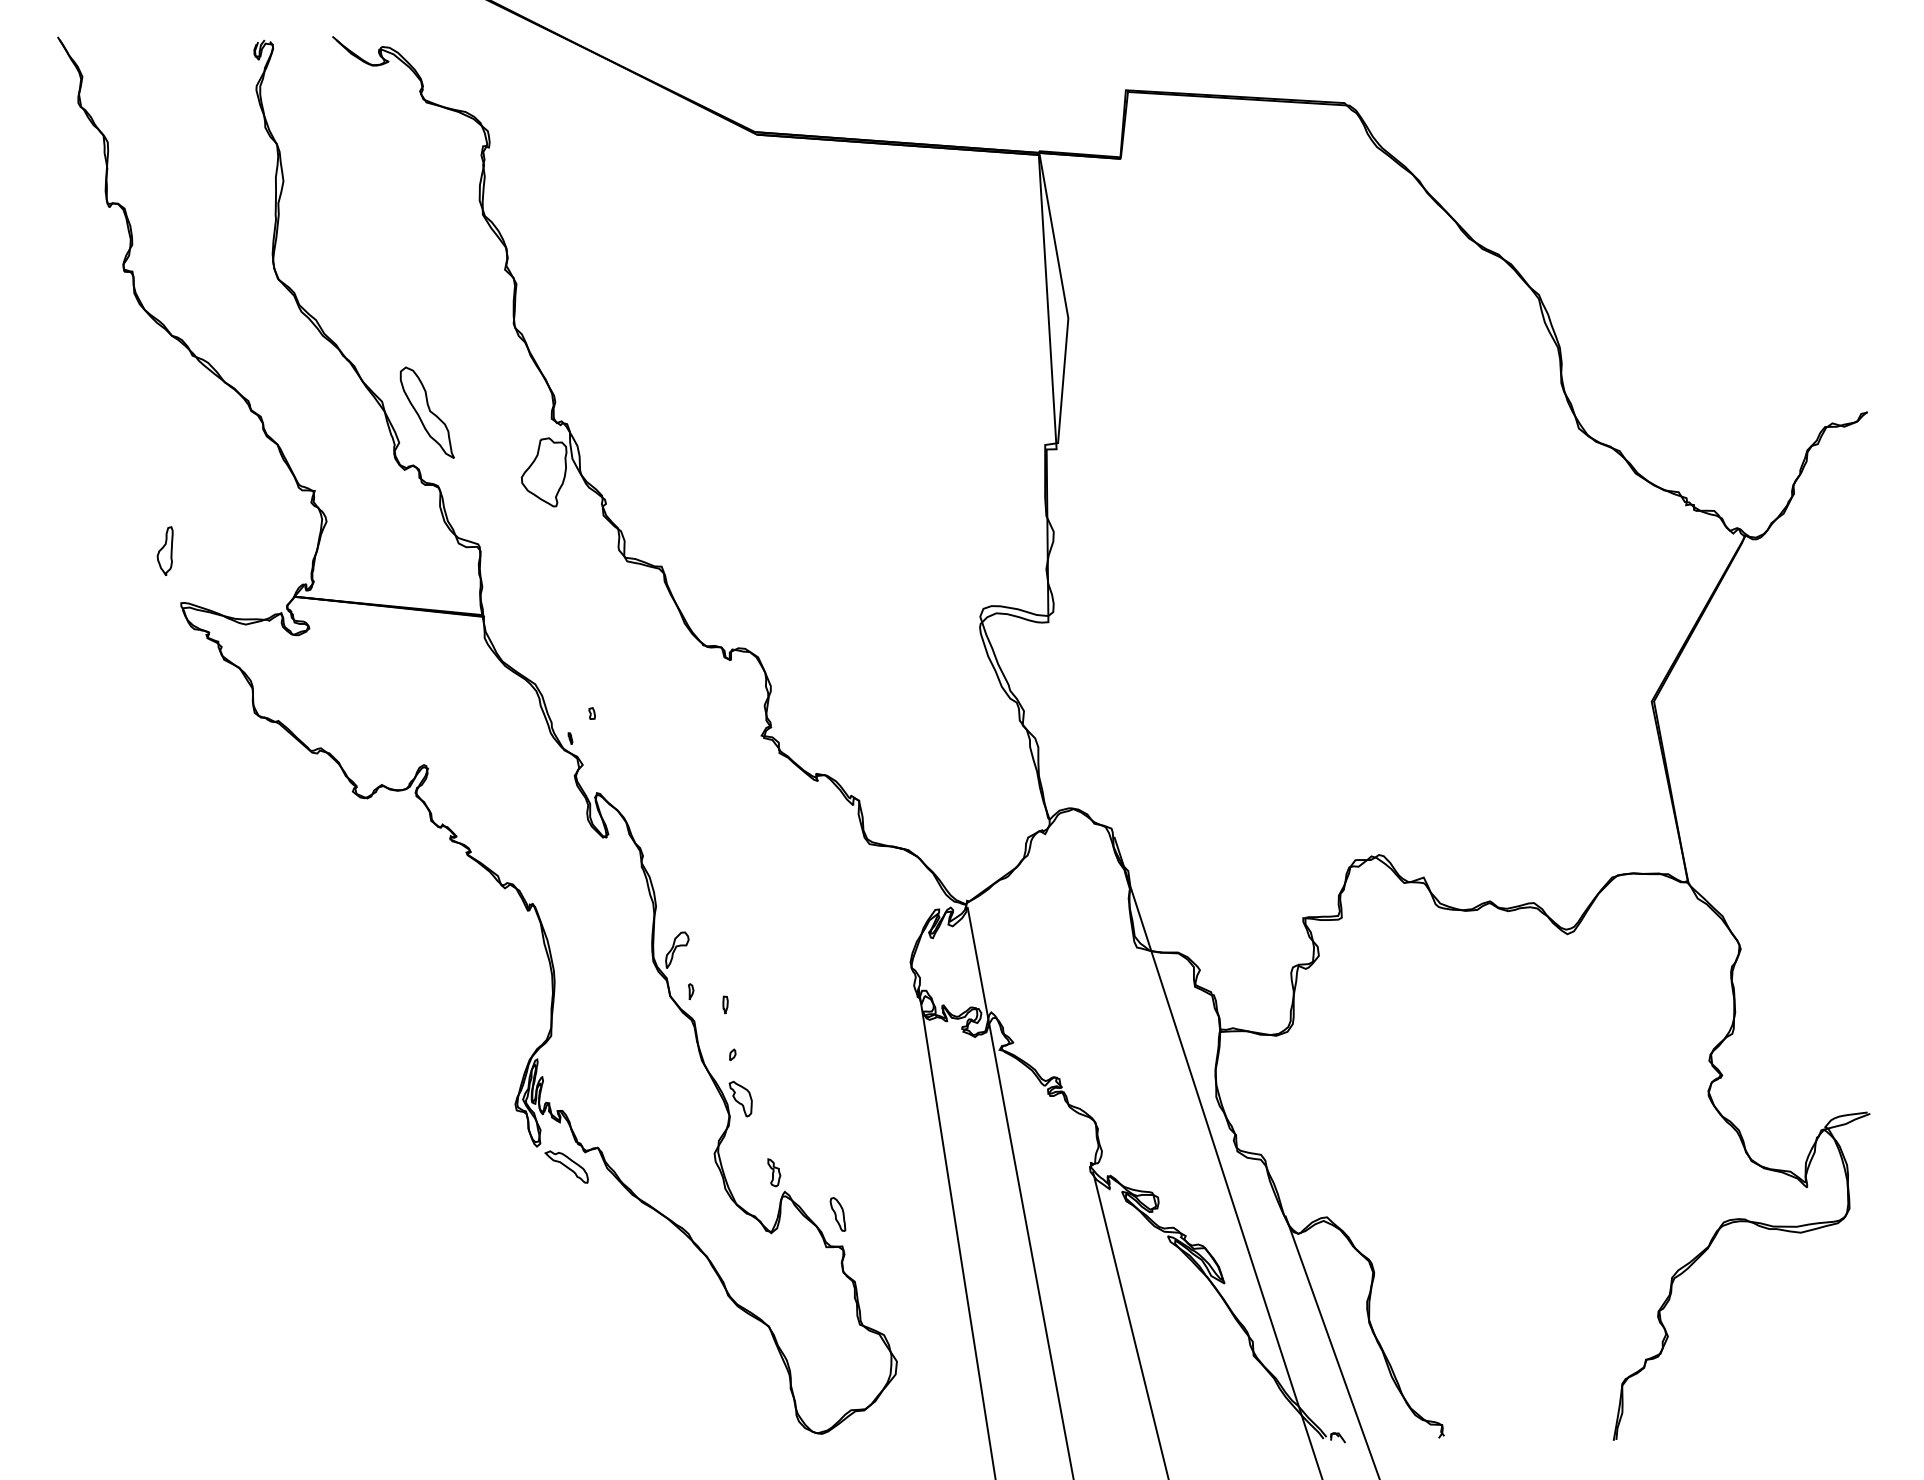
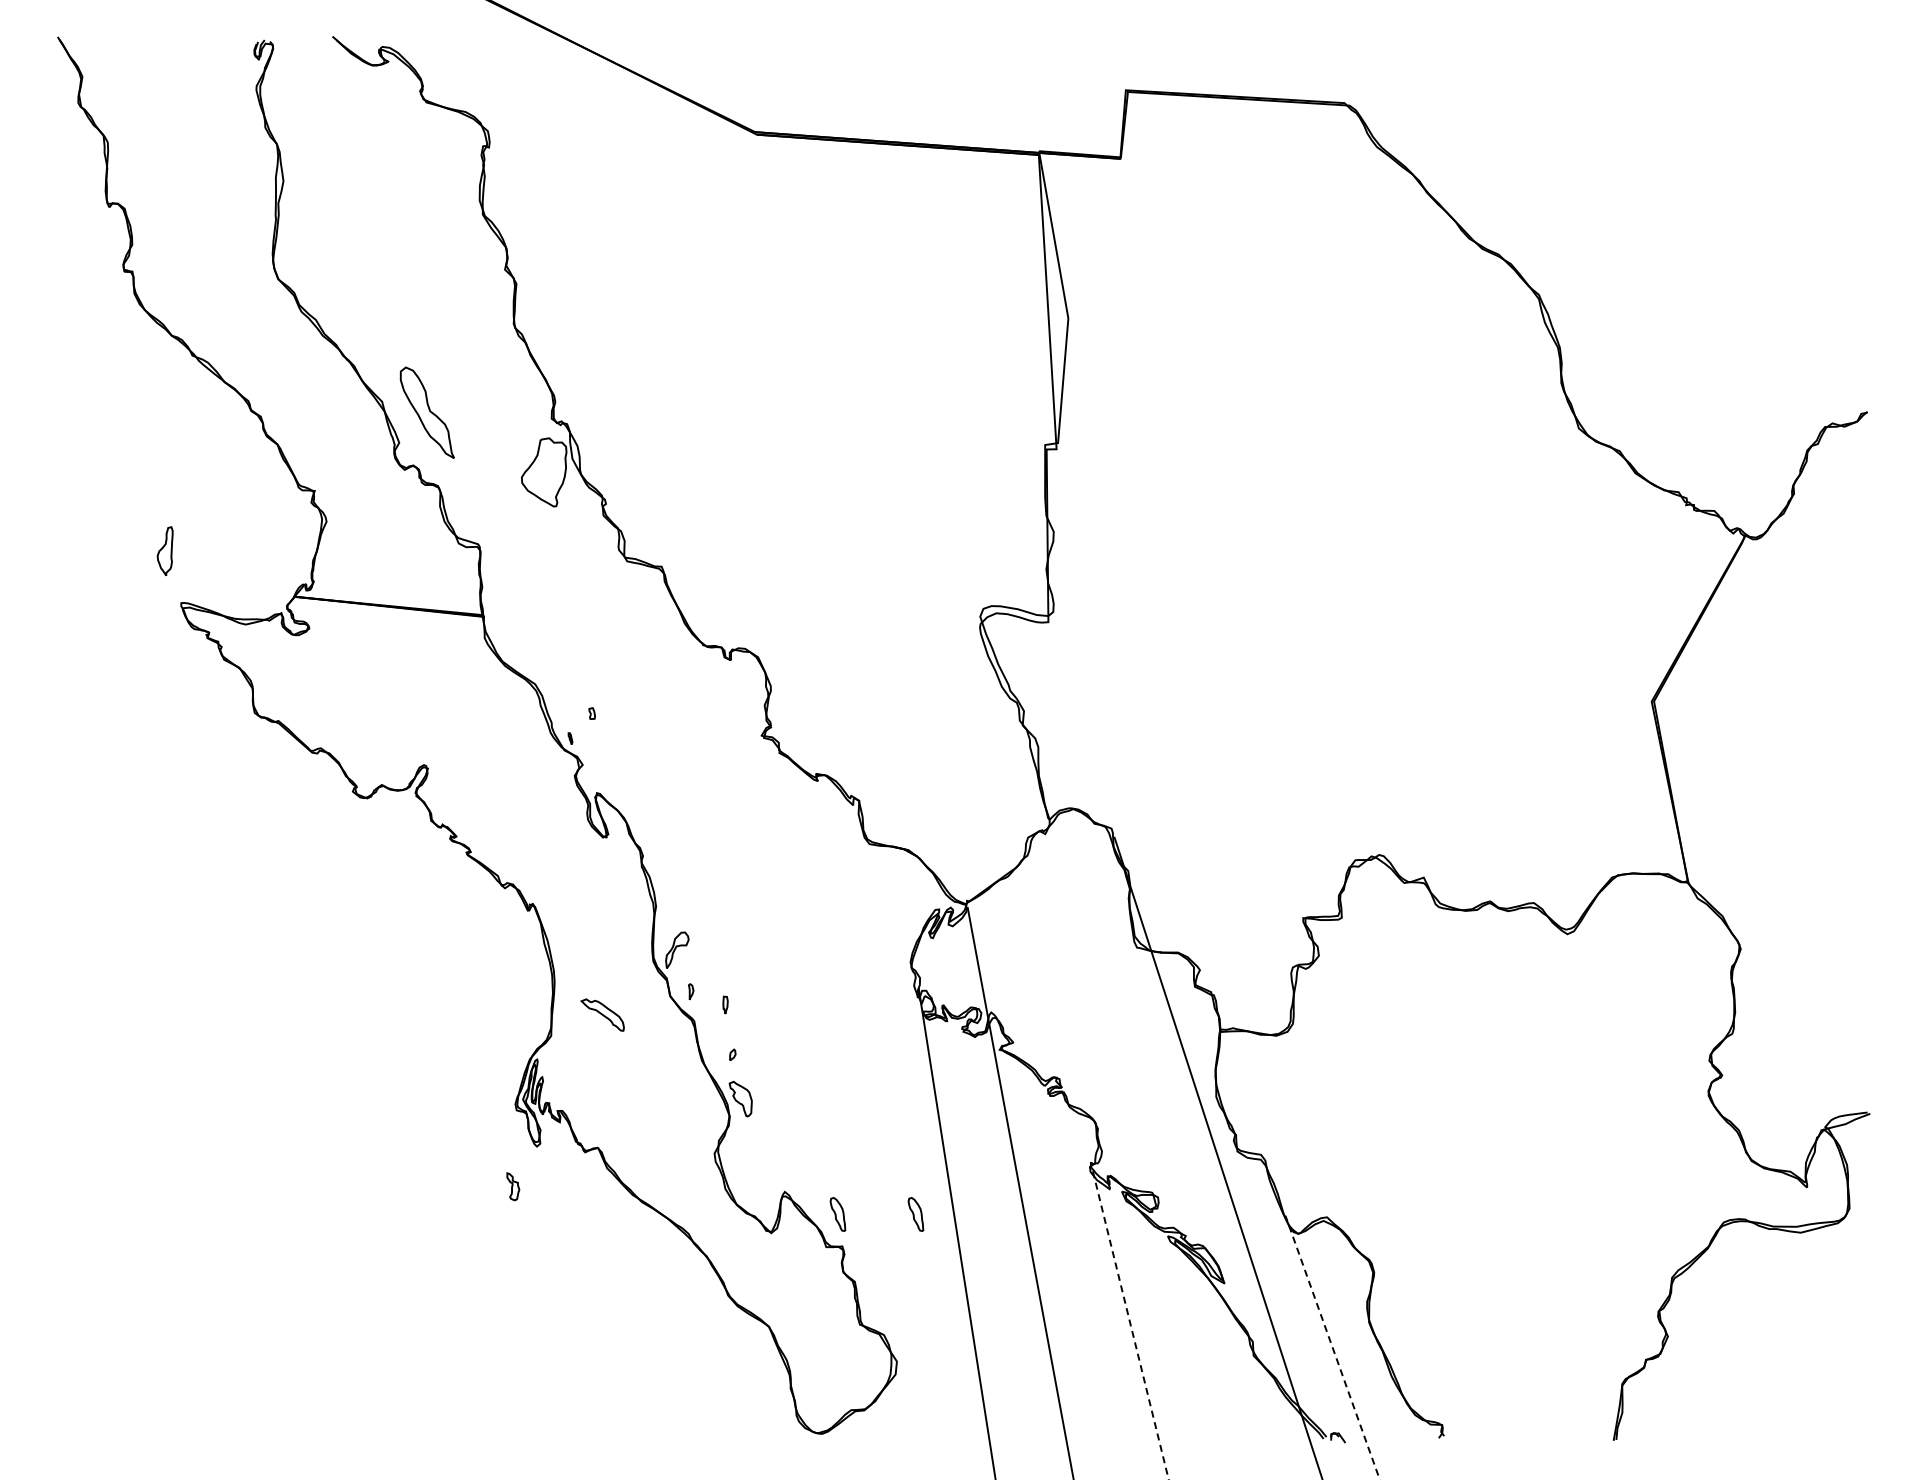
part position: (566, 1166) -> (602, 1014) (602, 1014)
part position: (774, 1172) -> (513, 1186) (513, 1186)
part: none -> present (915, 1214)
line: solid -> dashed (1130, 1325)
line: solid -> dashed (1332, 1347)
